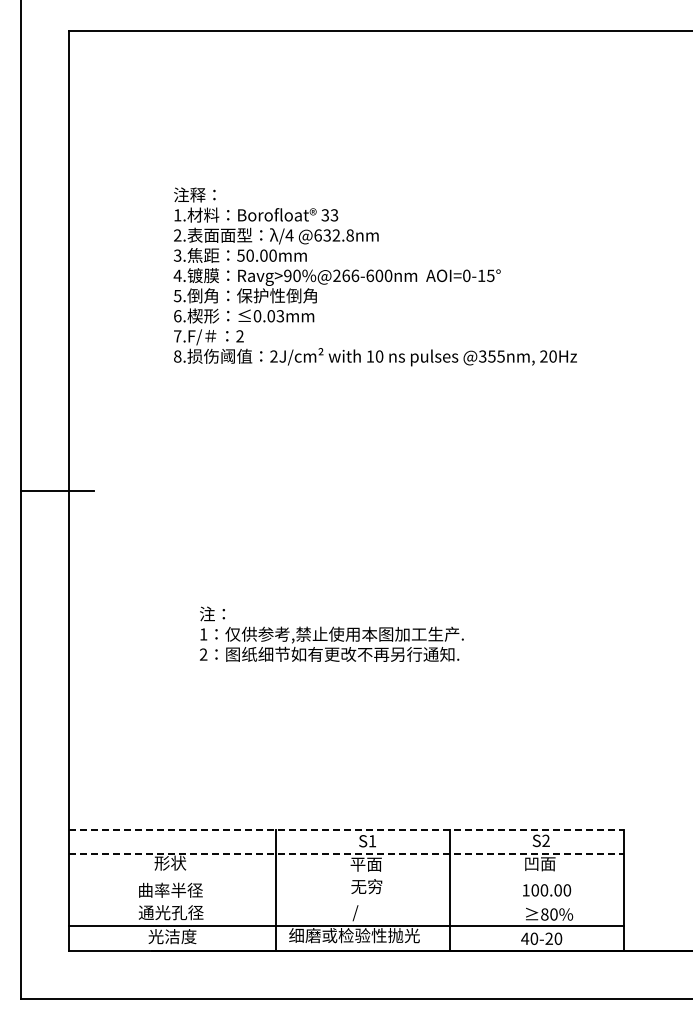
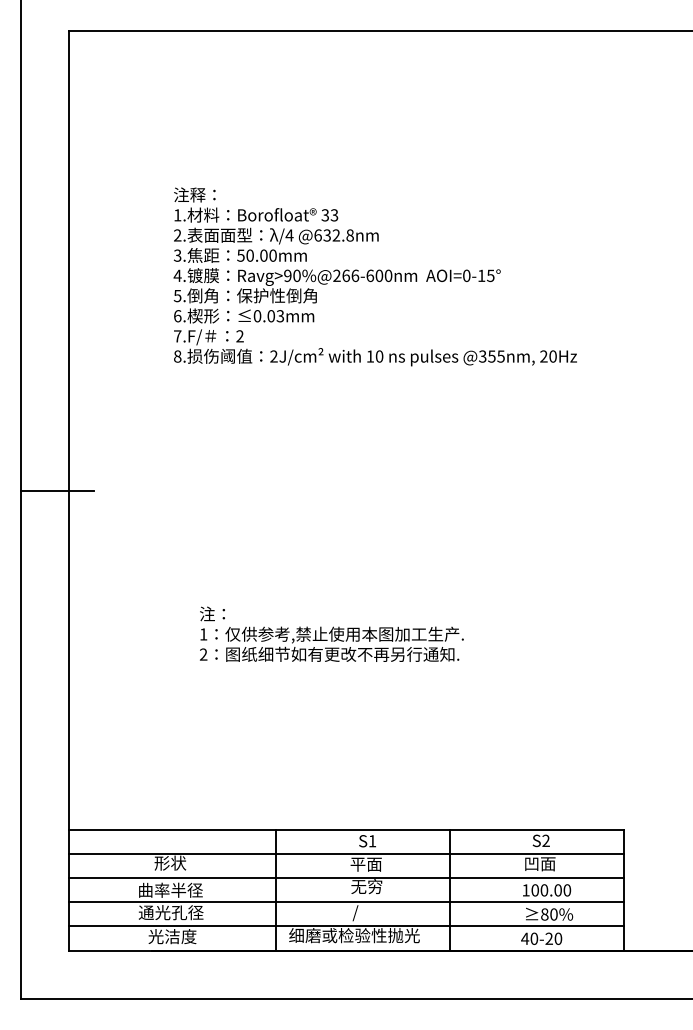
line: dashed -> solid (346, 829)
line: dashed -> solid (346, 853)
line: none -> present (346, 878)
line: none -> present (346, 902)
